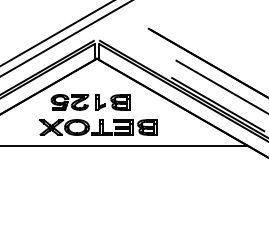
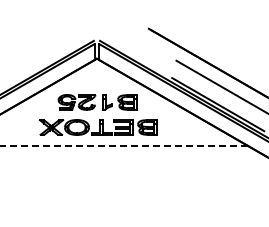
line: present -> none (56, 33)
line: present -> none (65, 38)
part position: (90, 102) -> (97, 102) (97, 102)
line: solid -> dashed (123, 145)
